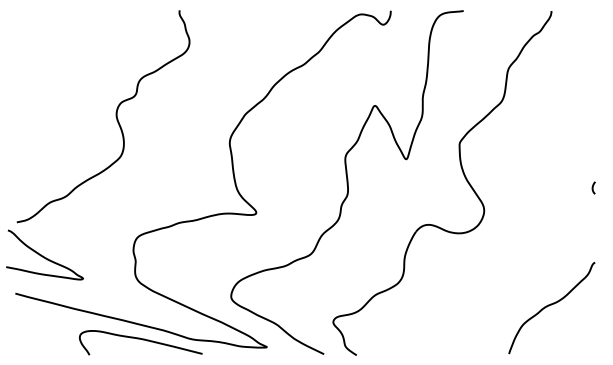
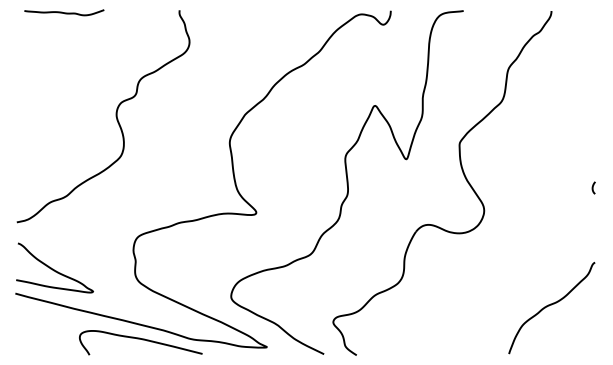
curve: none -> present (64, 12)
curve position: (43, 255) -> (53, 268) (53, 268)
